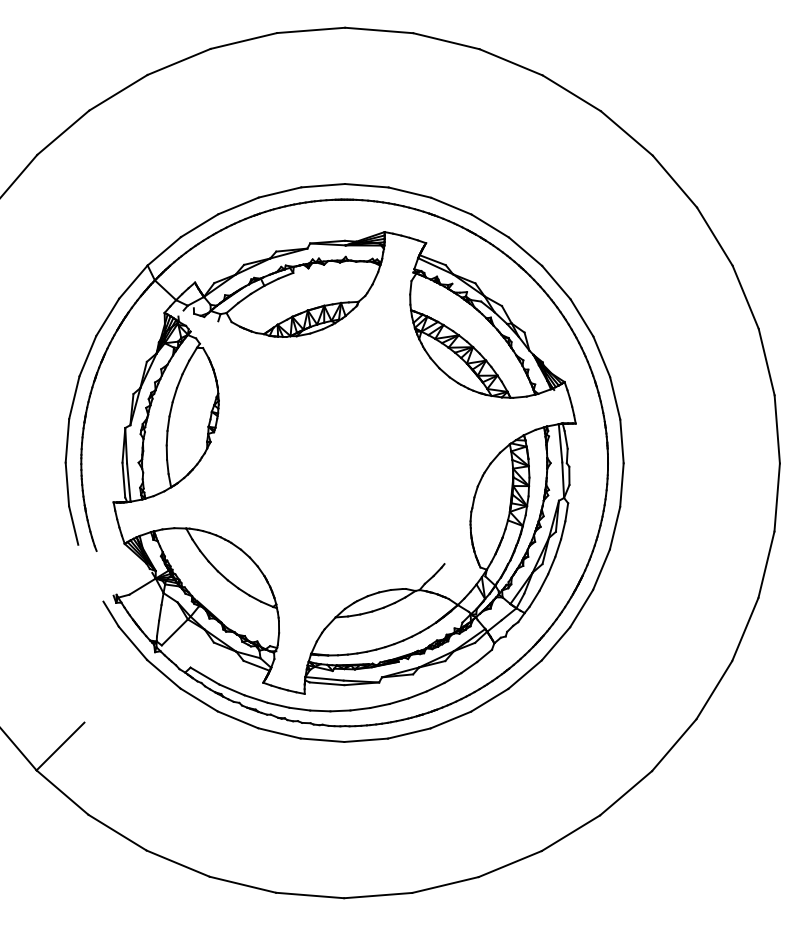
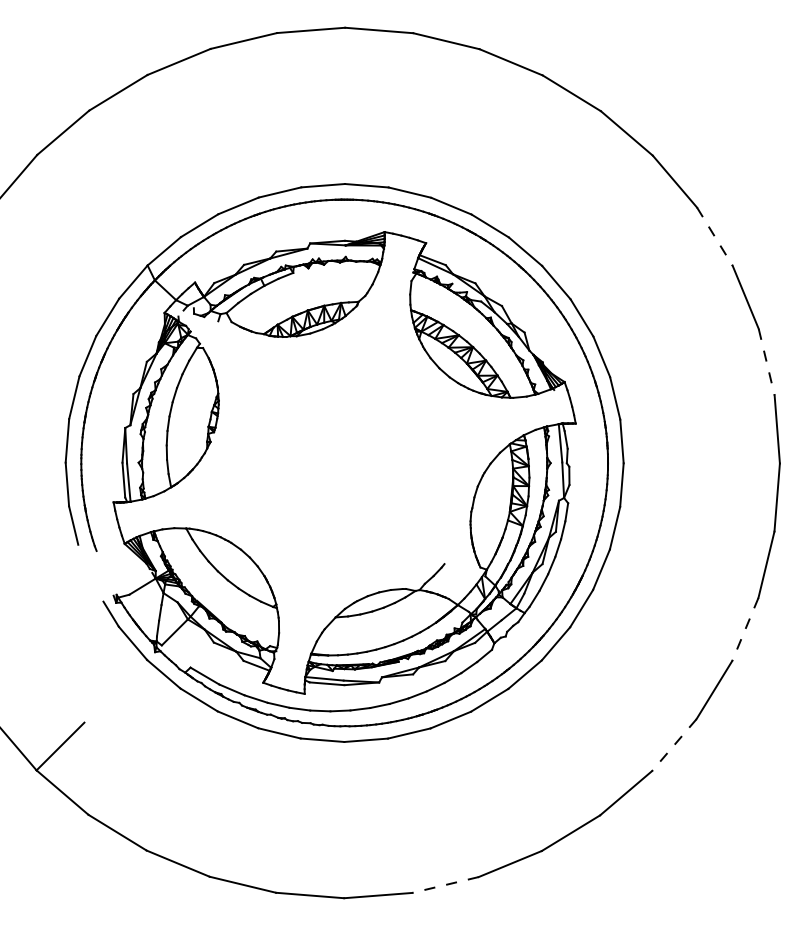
line: solid -> dashed (715, 237)
line: solid -> dashed (766, 362)
line: solid -> dashed (745, 629)
line: solid -> dashed (673, 745)
line: solid -> dashed (445, 885)
